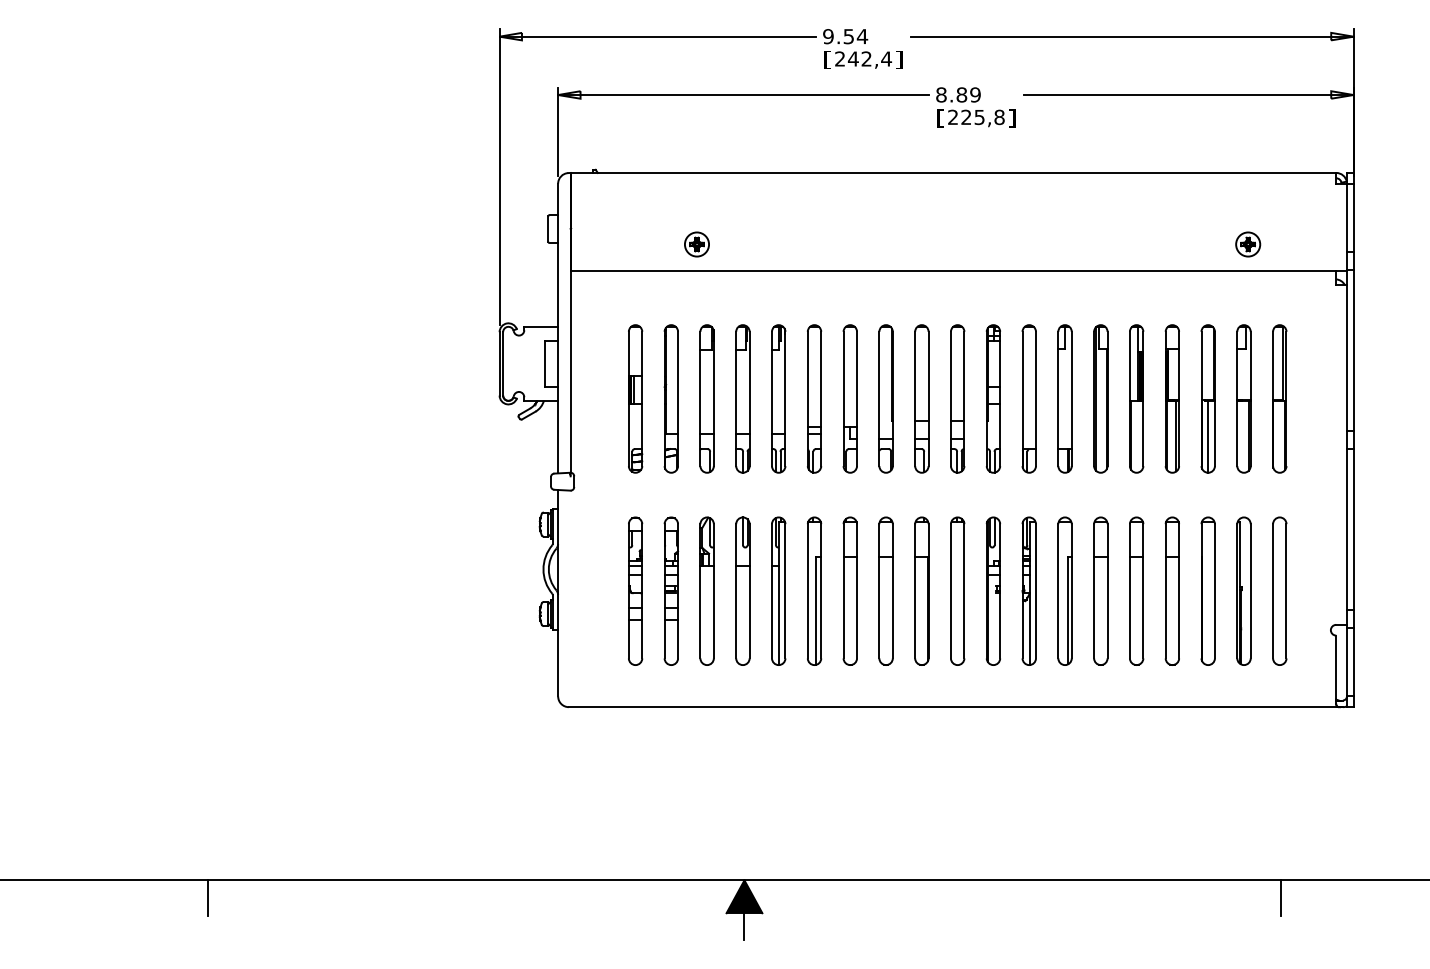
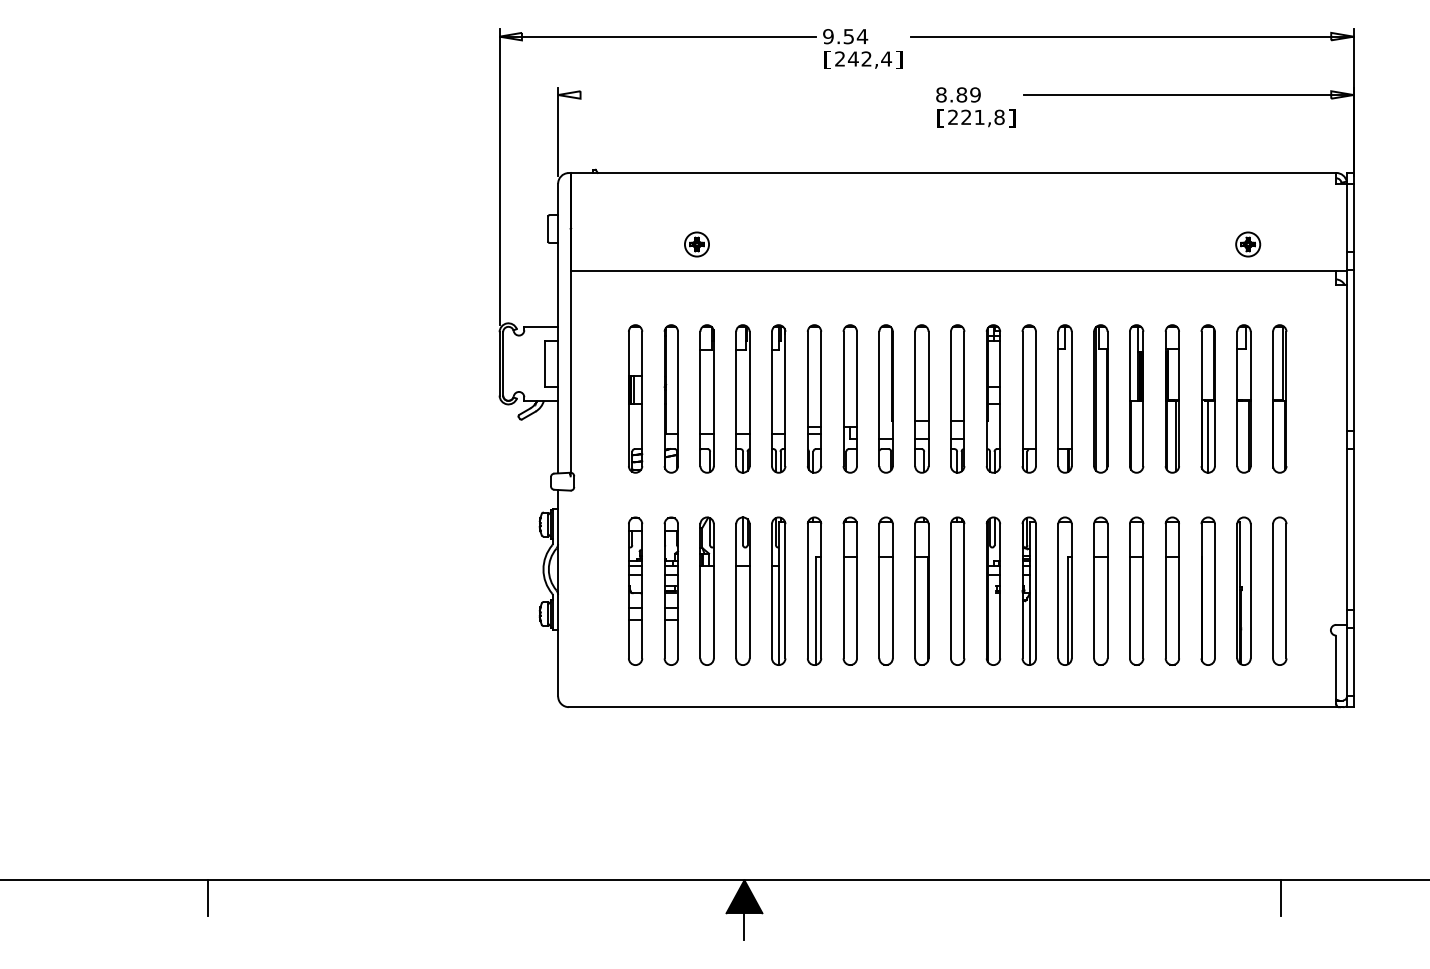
line: present -> none (743, 95)
text: 225,8 -> 221,8 (979, 117)
